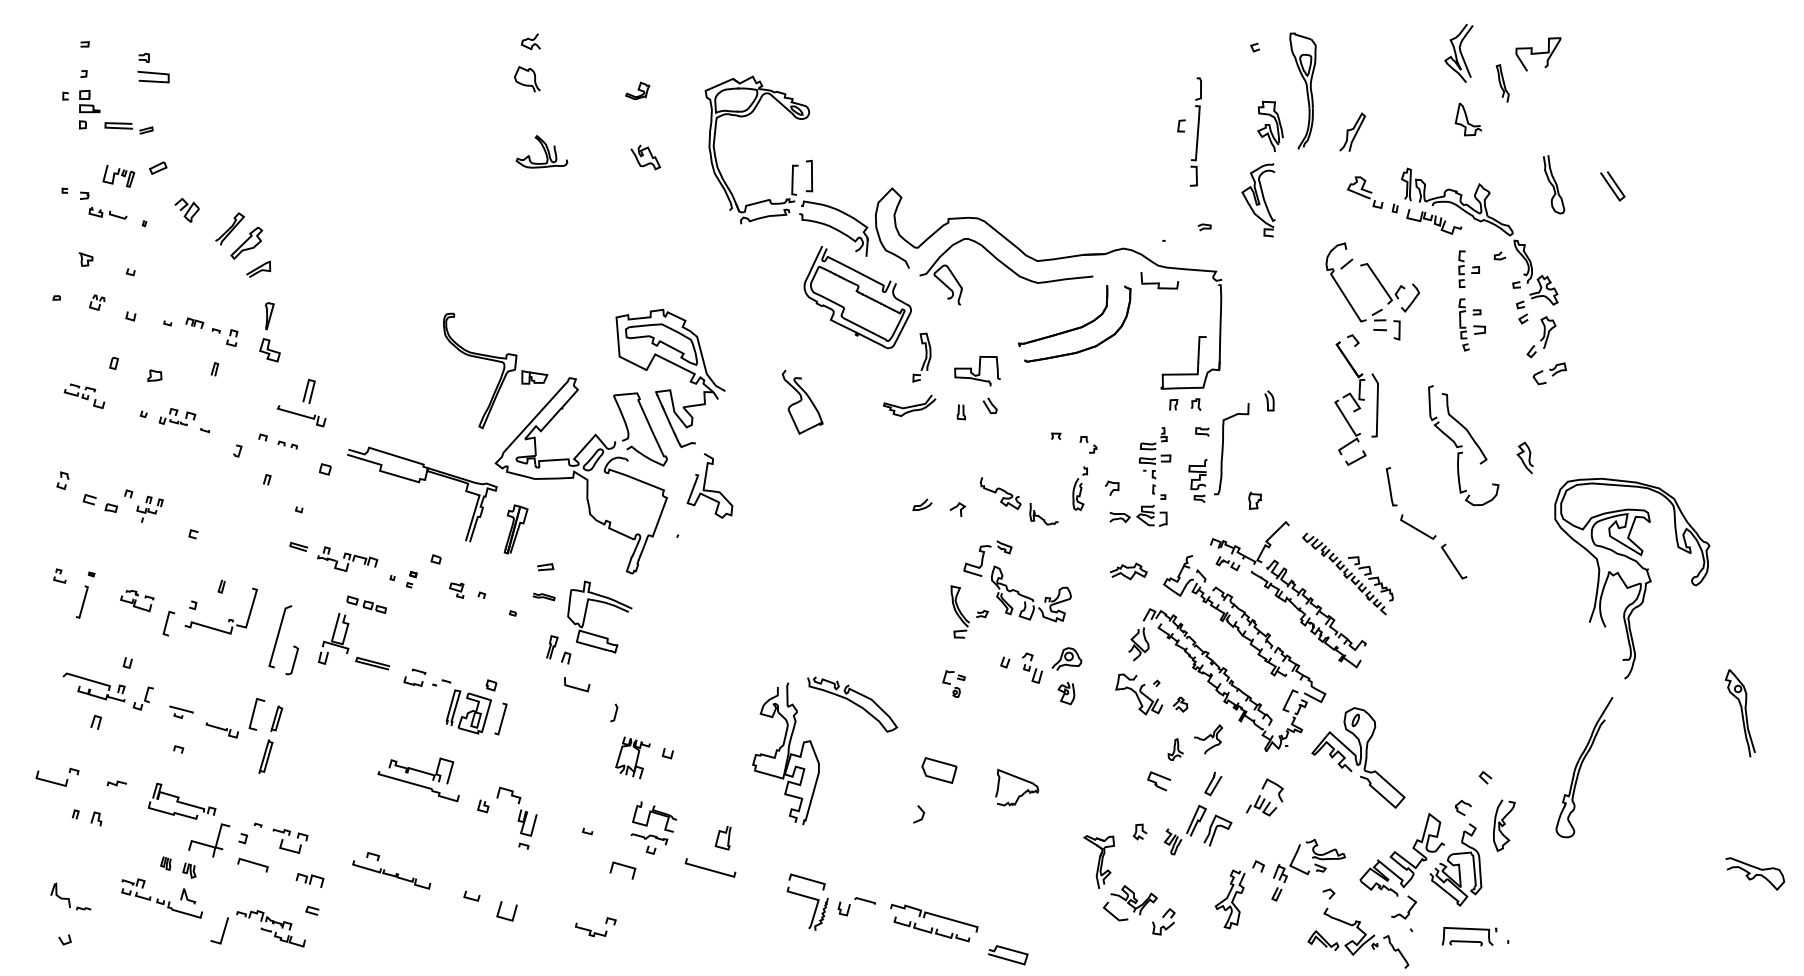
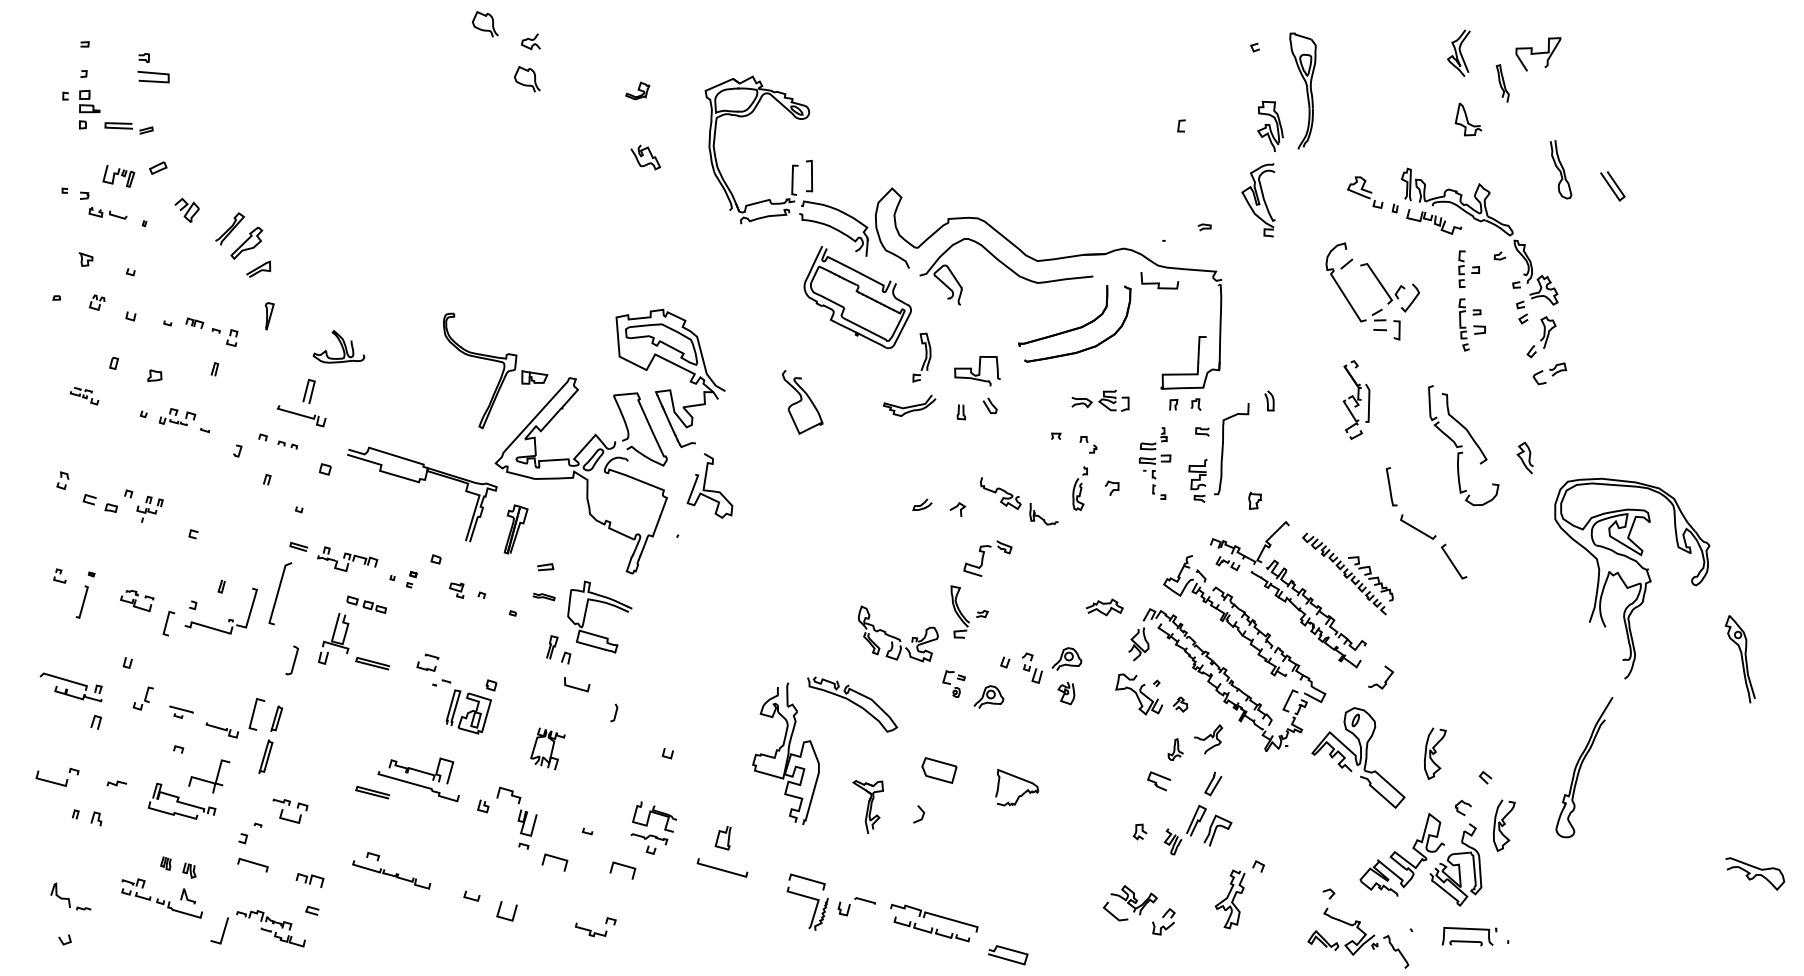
part: none -> present (485, 24)
part size: 30x60 px -> 24x48 px (1458, 52)
curve: present -> none (1352, 130)
part: present -> none (1195, 131)
part position: (541, 151) -> (338, 346) (338, 346)
curve position: (1553, 184) -> (1560, 169) (1560, 169)
part: present -> none (269, 350)
part size: 43x26 px -> 31x19 px (84, 396)
part size: 45x132 px -> 29x80 px (1356, 399)
part position: (1138, 515) -> (1100, 400) (1100, 400)
curve position: (1128, 568) -> (1104, 604) (1104, 604)
part position: (1031, 593) -> (898, 633) (898, 633)
line position: (278, 636) -> (278, 593) (278, 593)
part position: (414, 677) -> (427, 662) (427, 662)
part position: (93, 687) -> (70, 687) (70, 687)
part: none -> present (988, 696)
part position: (1739, 713) -> (1739, 659) (1739, 659)
line: present -> none (501, 718)
curve: none -> present (1435, 753)
part position: (632, 757) -> (547, 748) (547, 748)
line: none -> present (372, 791)
part: present -> none (1264, 797)
part position: (209, 840) -> (209, 776) (209, 776)
part position: (290, 840) -> (290, 810) (290, 810)
line: none -> present (555, 858)
part position: (1098, 861) -> (867, 806) (867, 806)
line position: (710, 869) -> (722, 869) (722, 869)
part: present -> none (1308, 869)
part position: (1403, 907) -> (1380, 677) (1380, 677)
